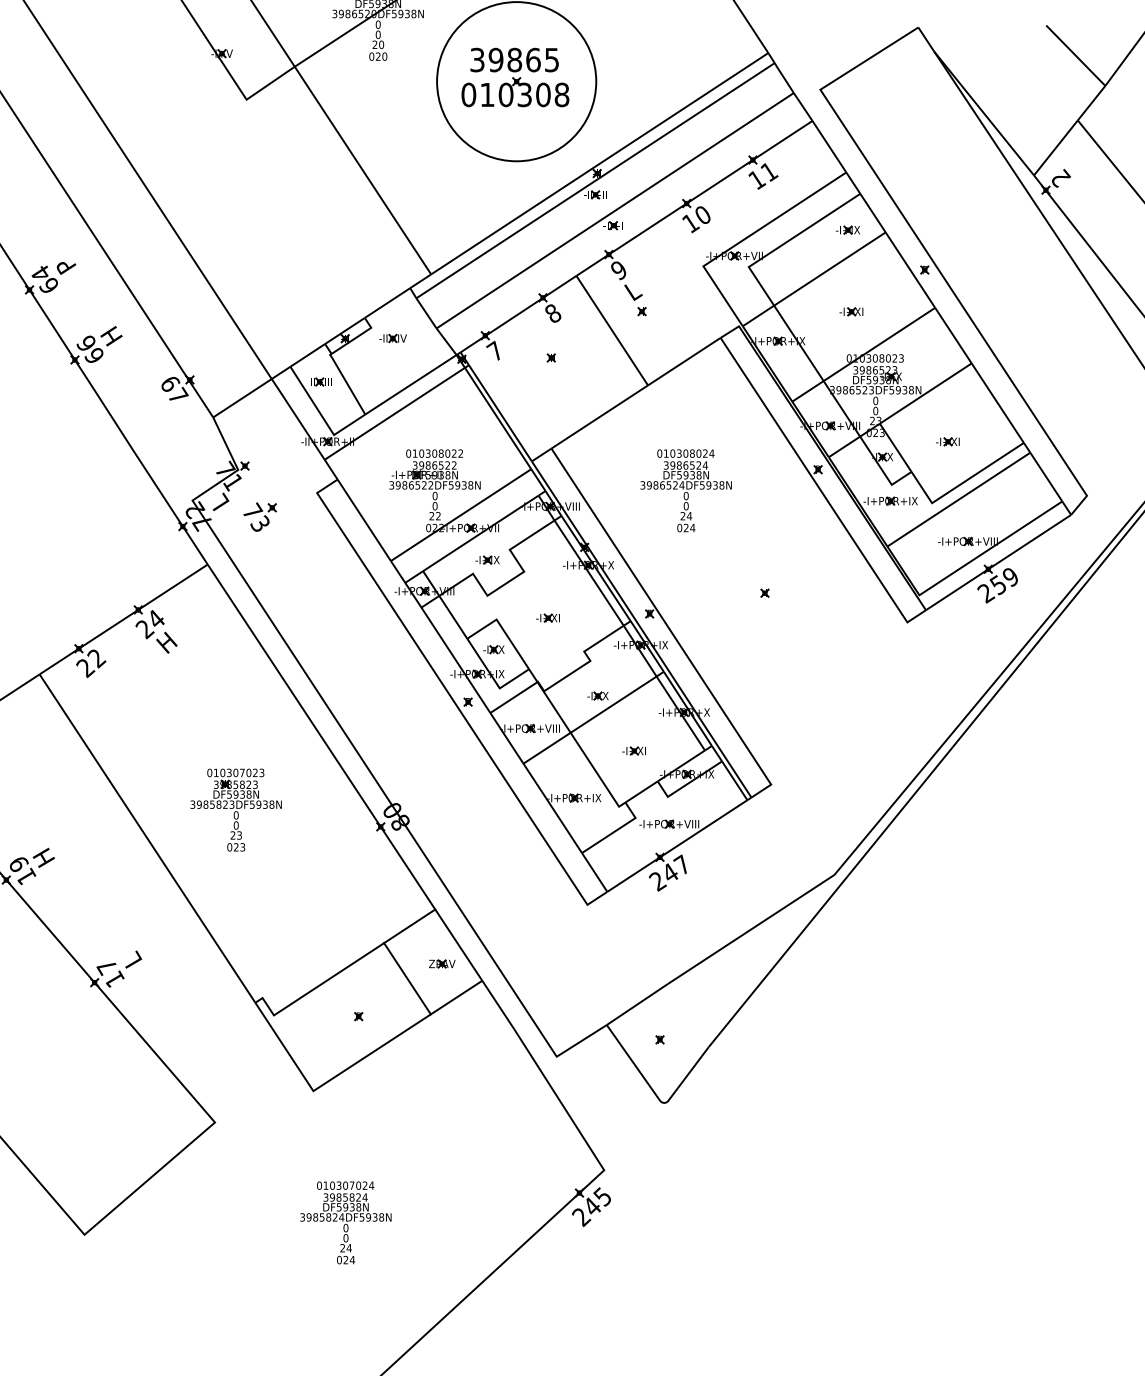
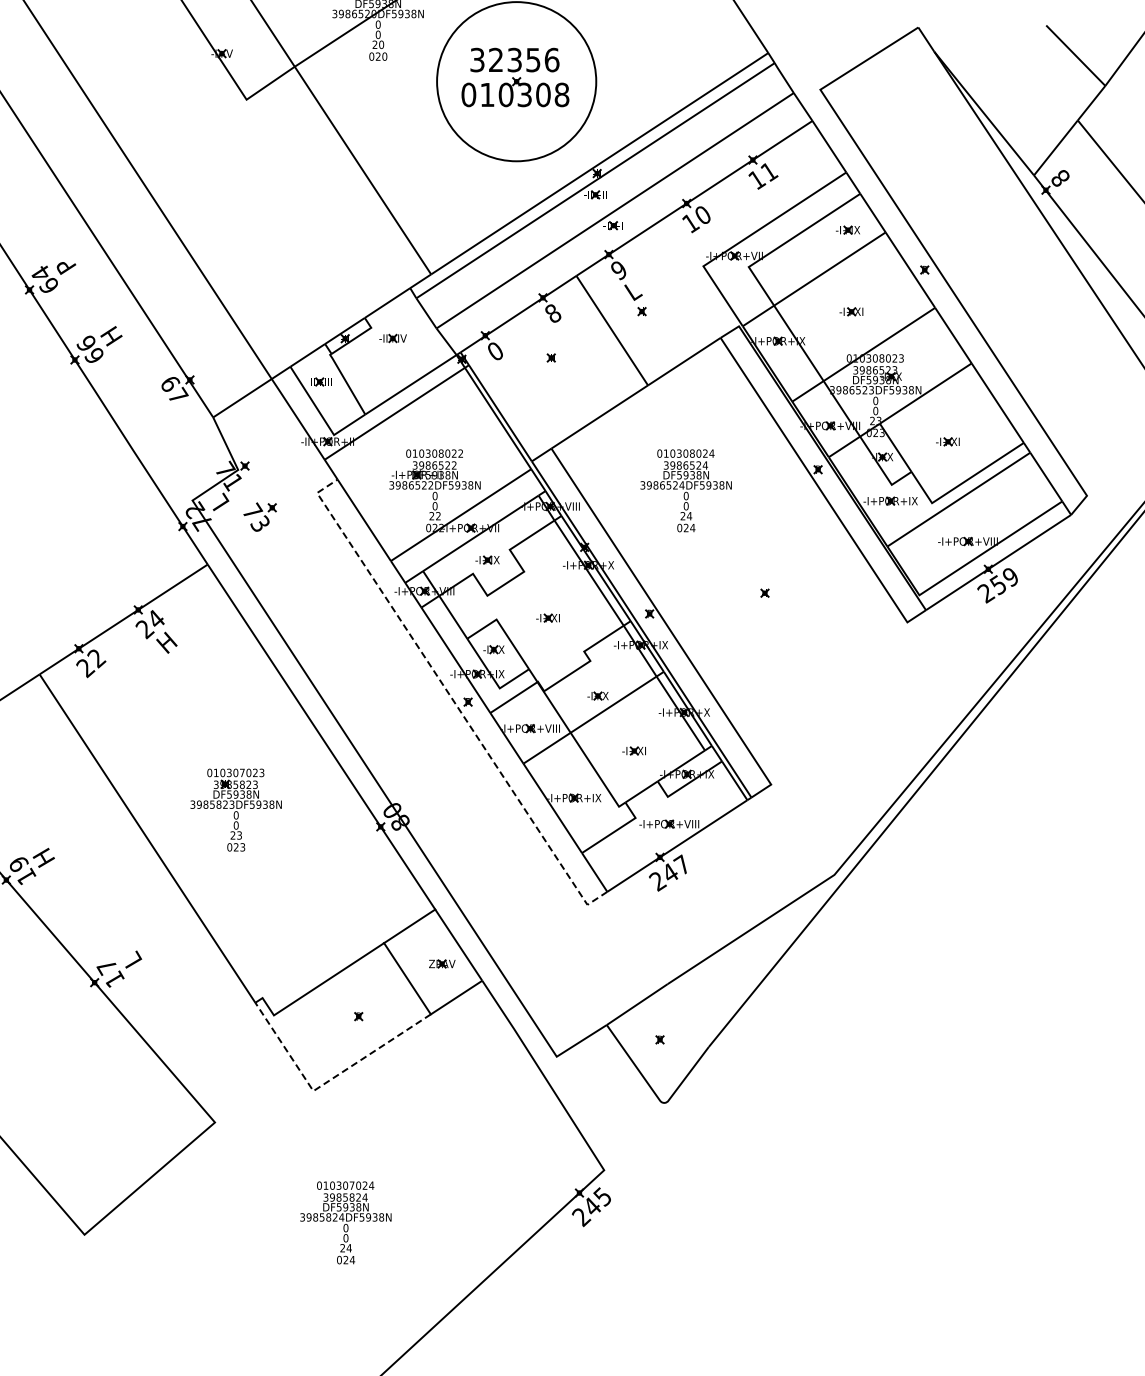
text: 39865 -> 32356 (523, 59)
text: 2 -> 8 (1060, 177)
text: 7 -> 0 (494, 350)
line: solid -> dashed (452, 698)
line: solid -> dashed (327, 1081)
